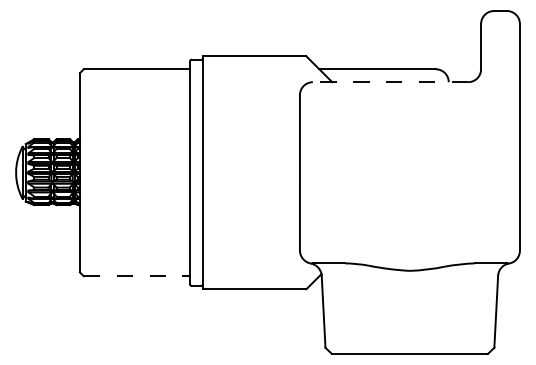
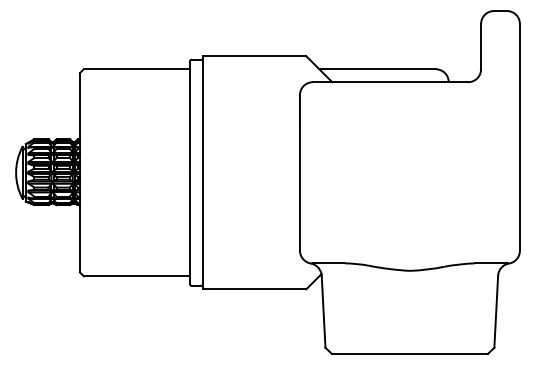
line: dashed -> solid (390, 82)
line: dashed -> solid (137, 276)
